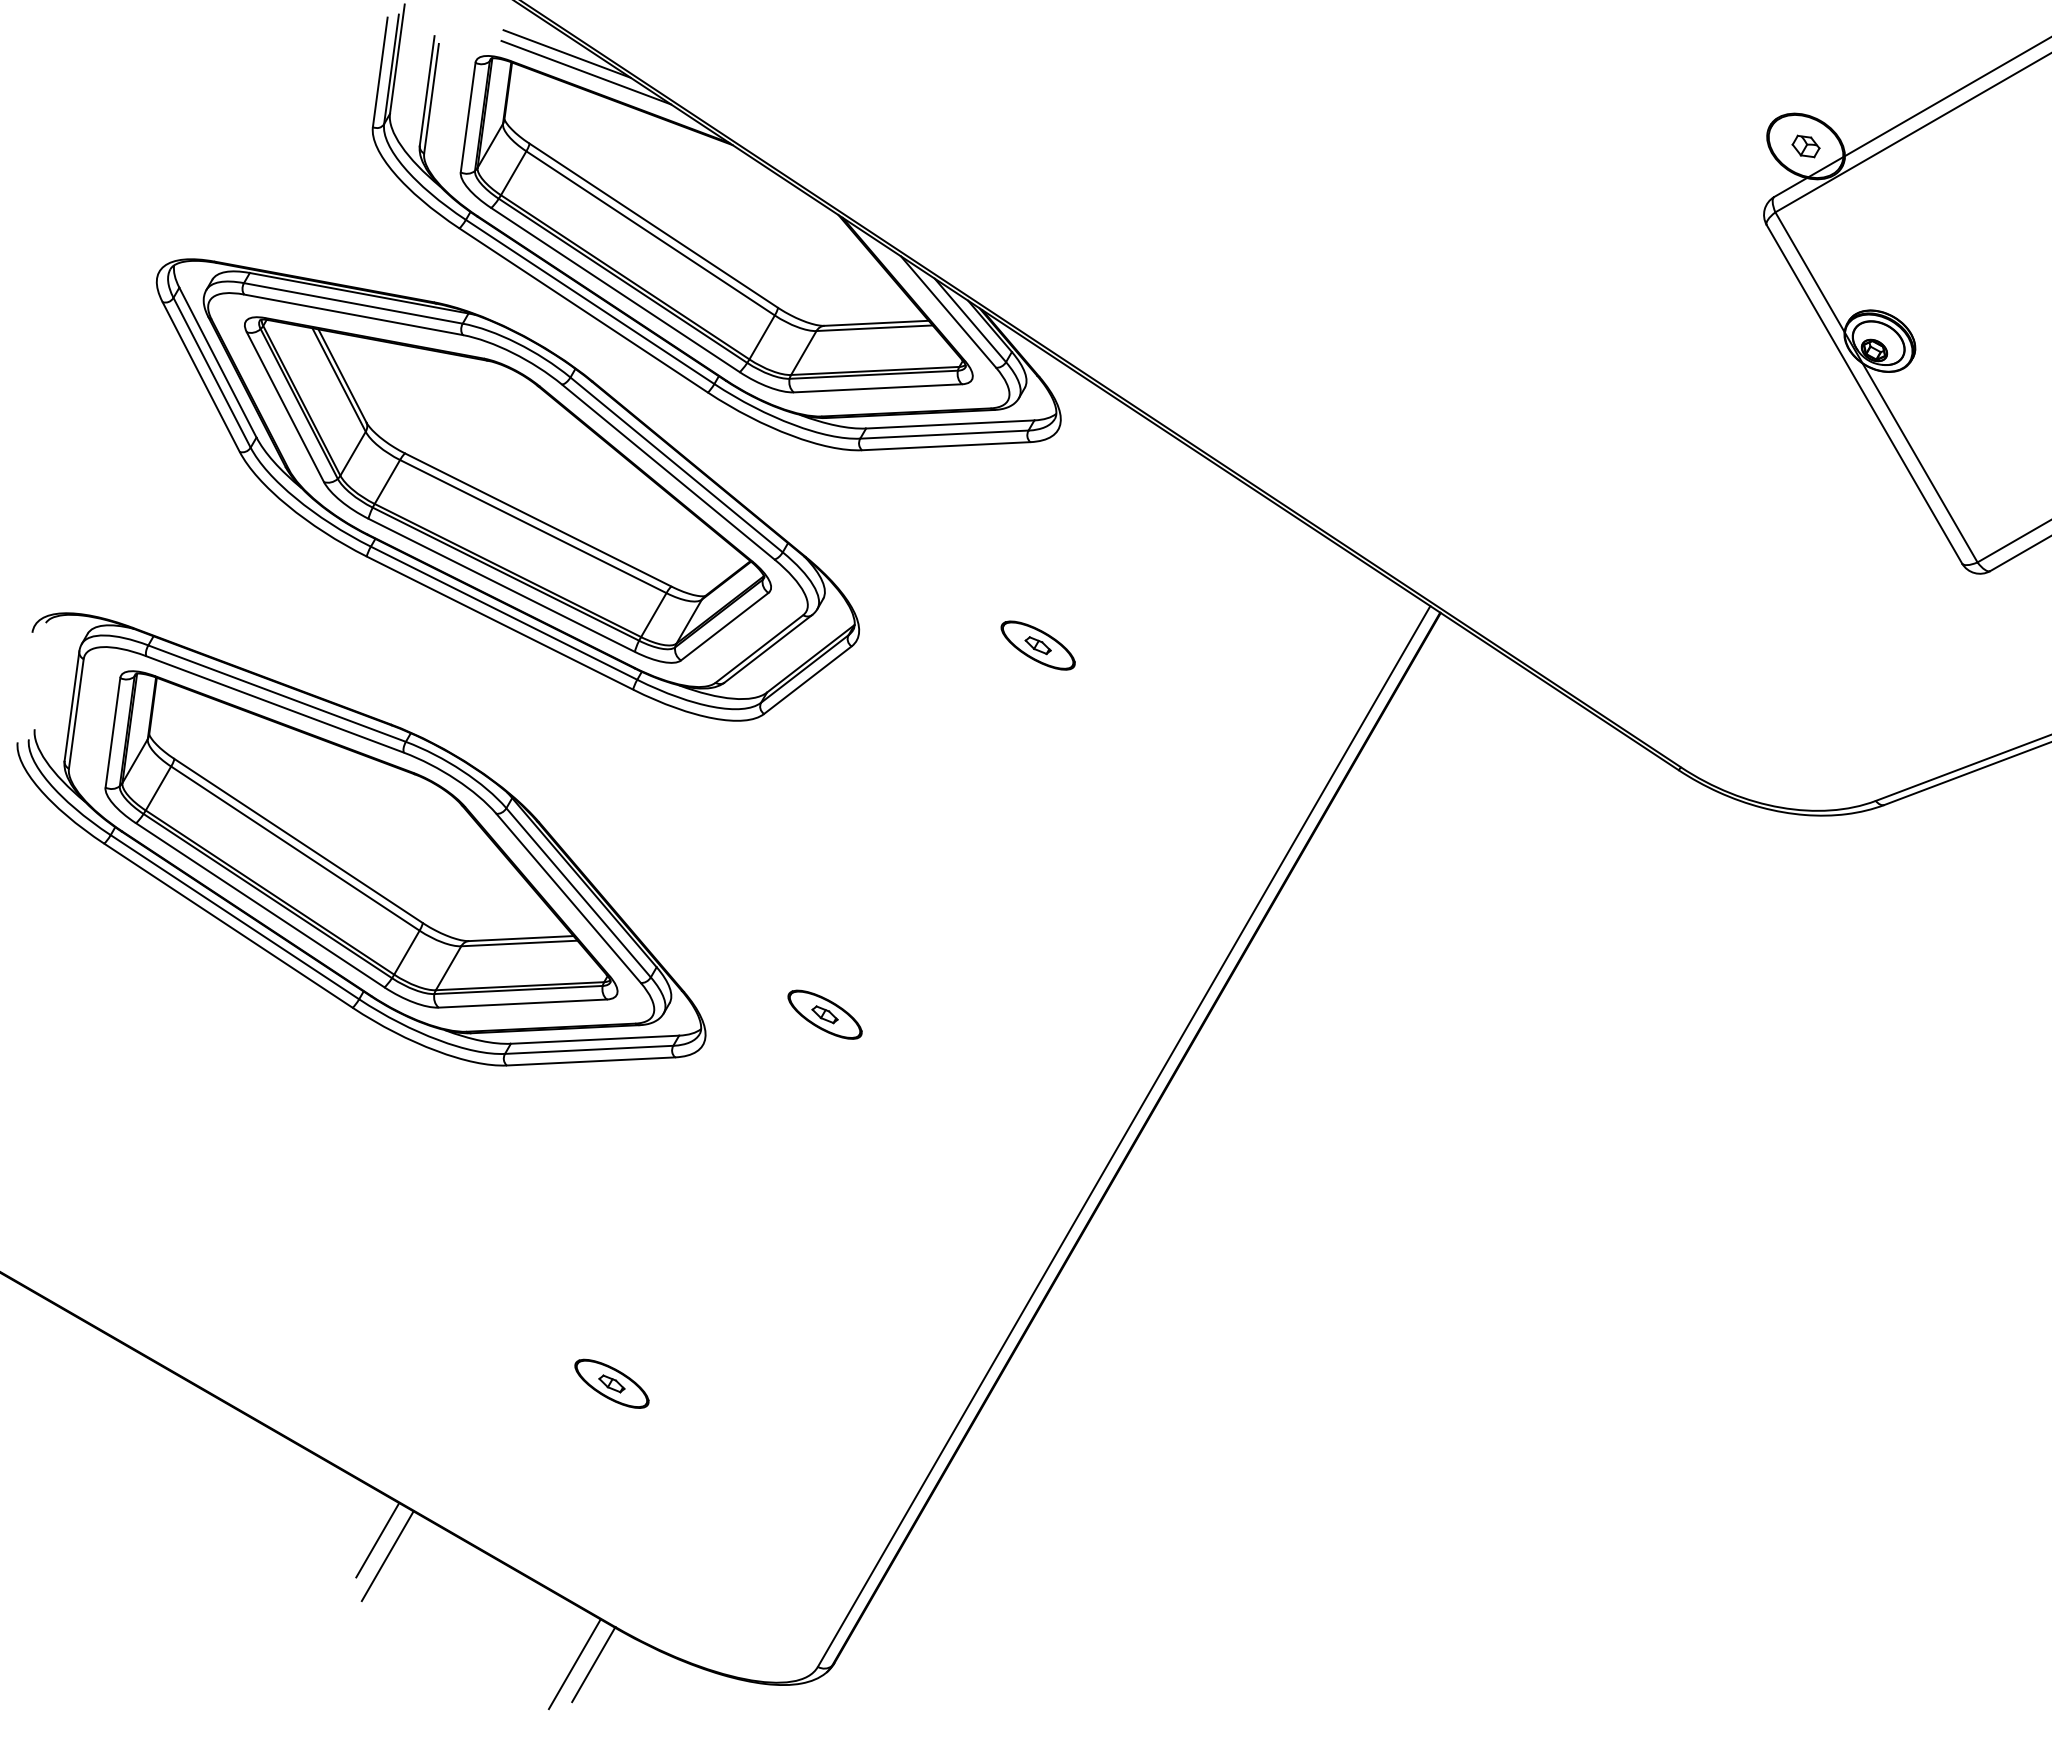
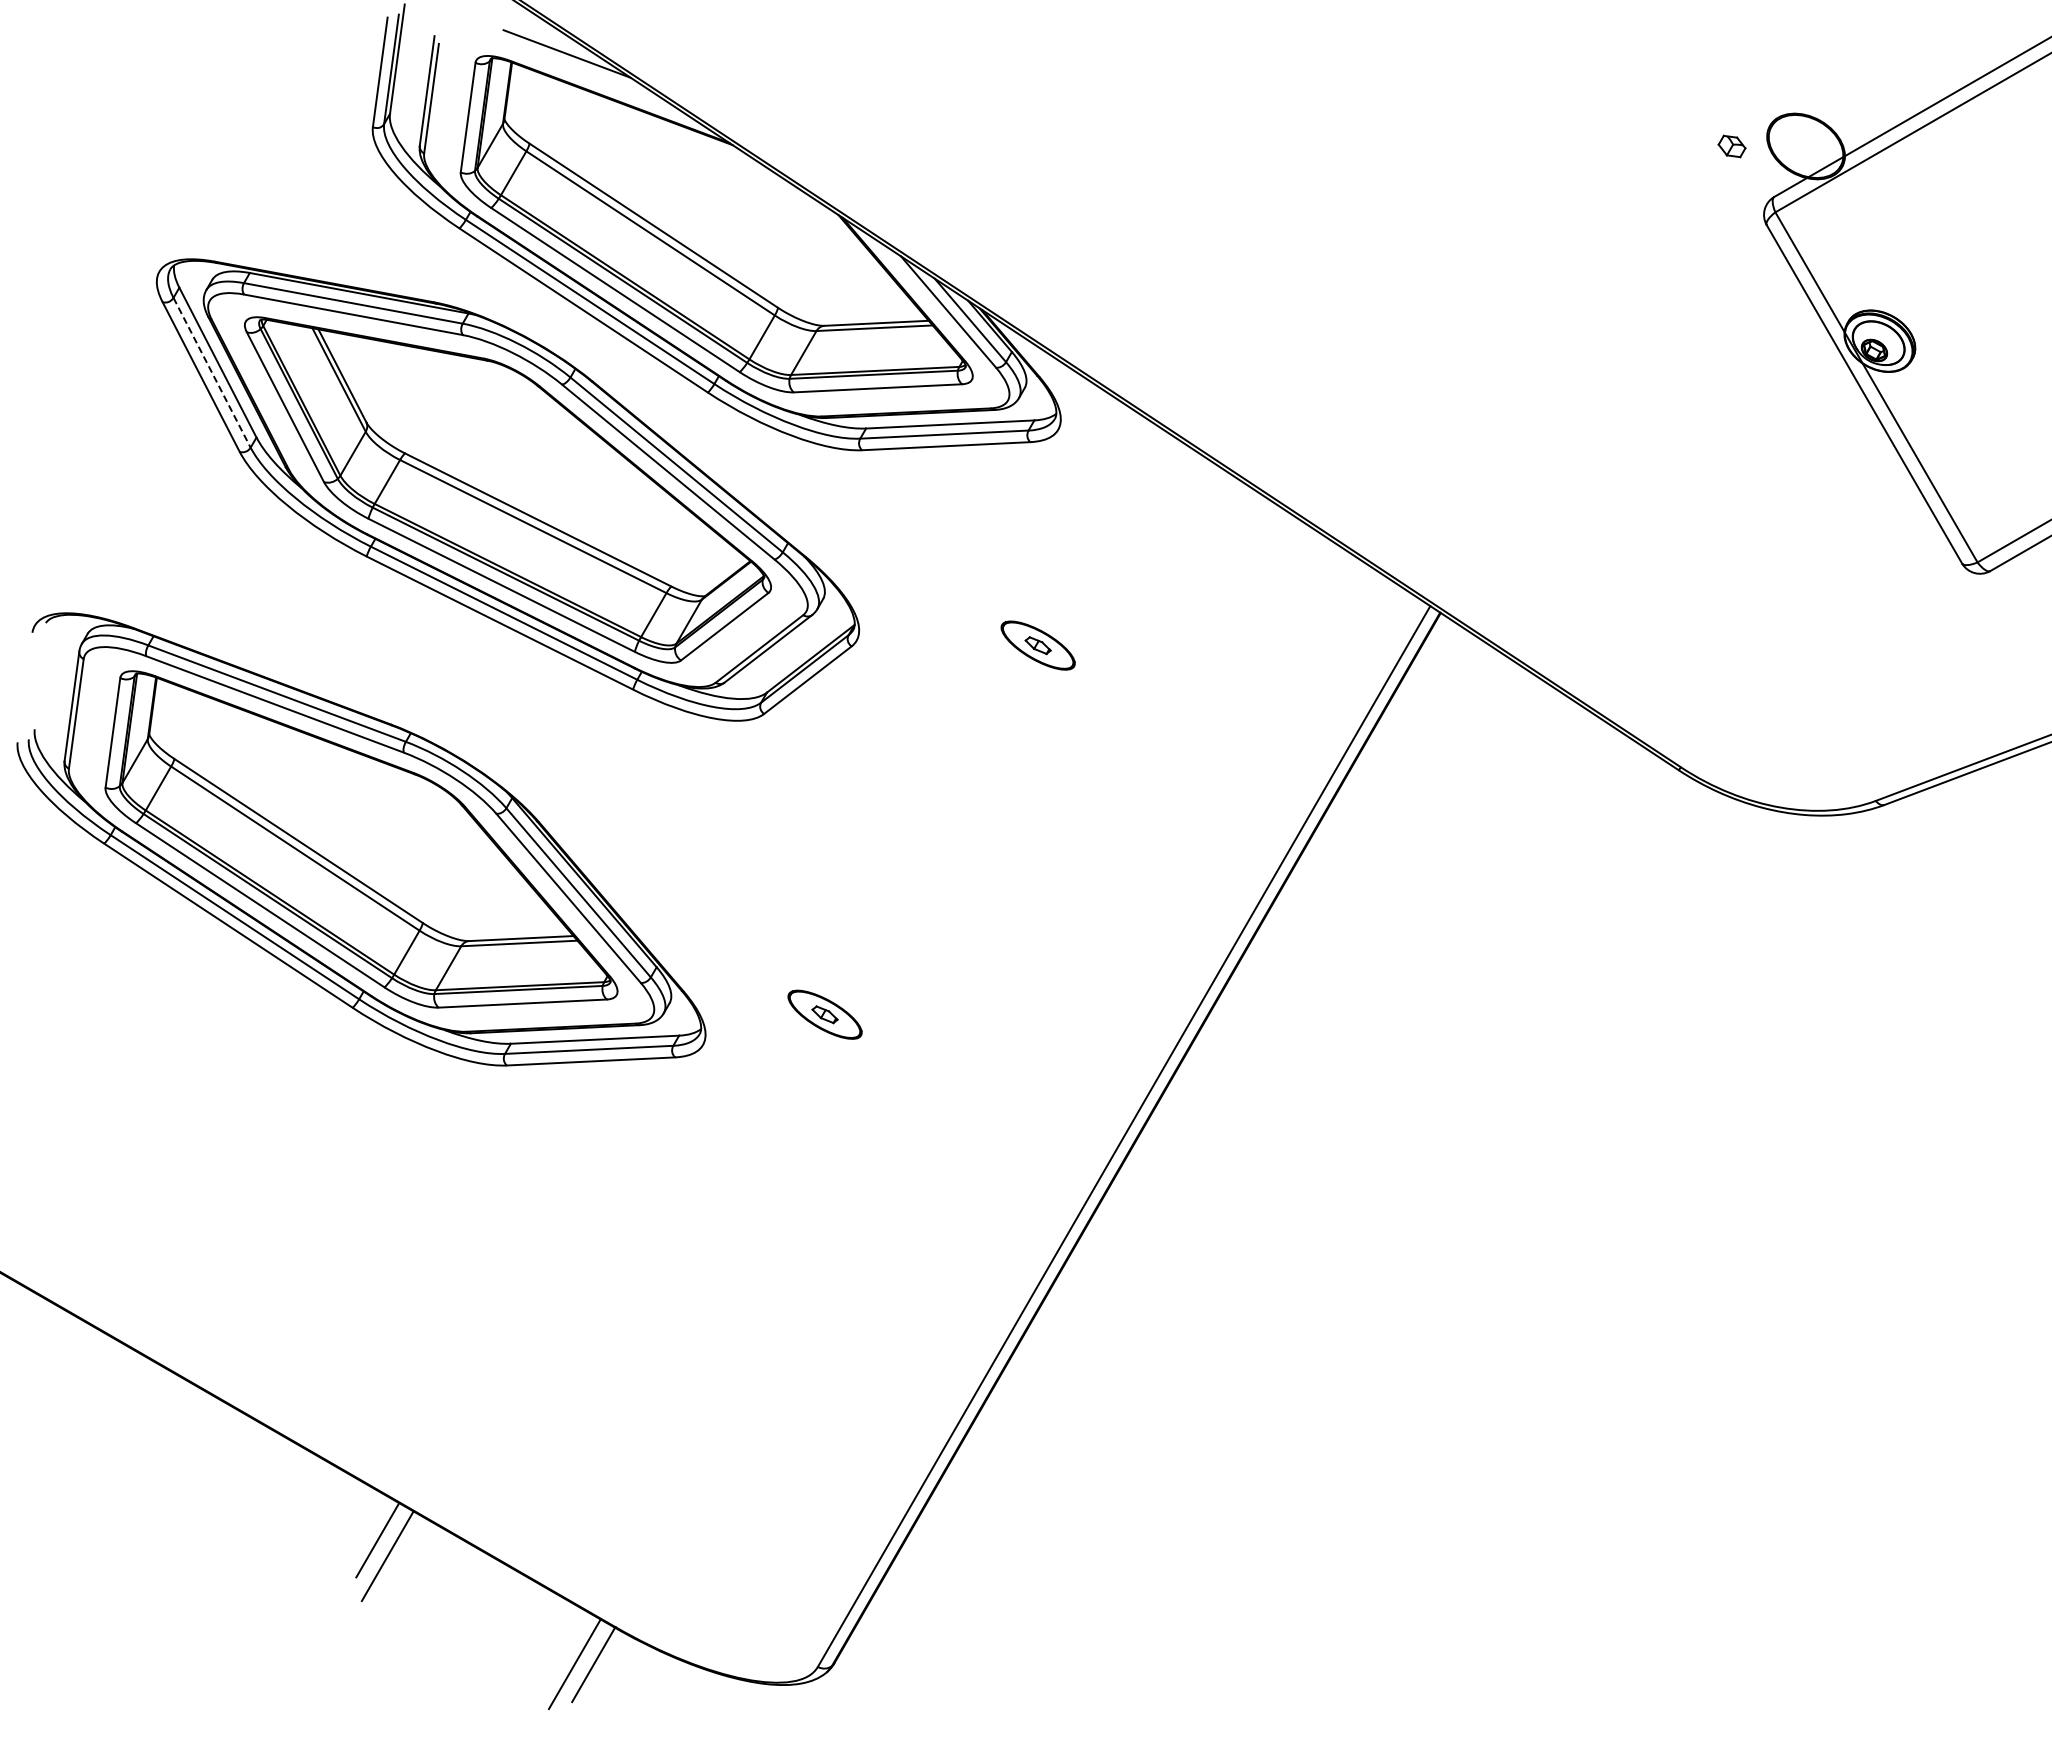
line: present -> none (586, 72)
part position: (1805, 146) -> (1731, 146) (1731, 146)
line: solid -> dashed (212, 373)
part: present -> none (611, 1383)
